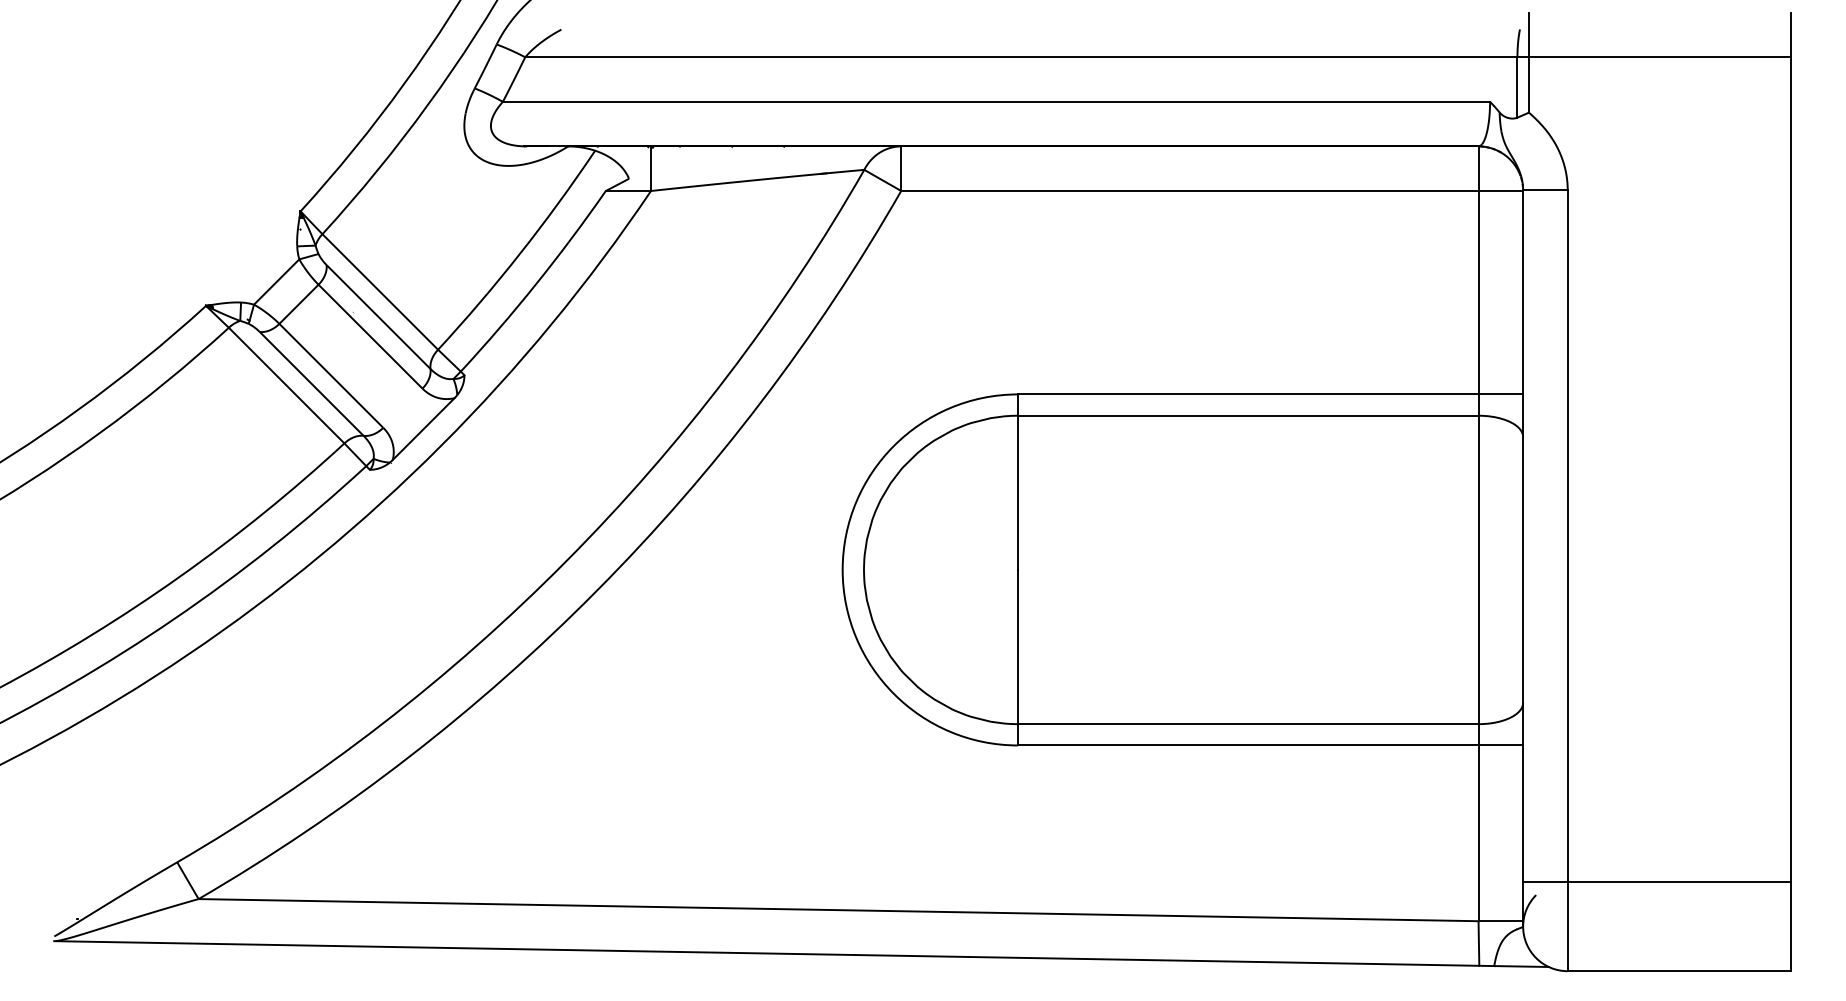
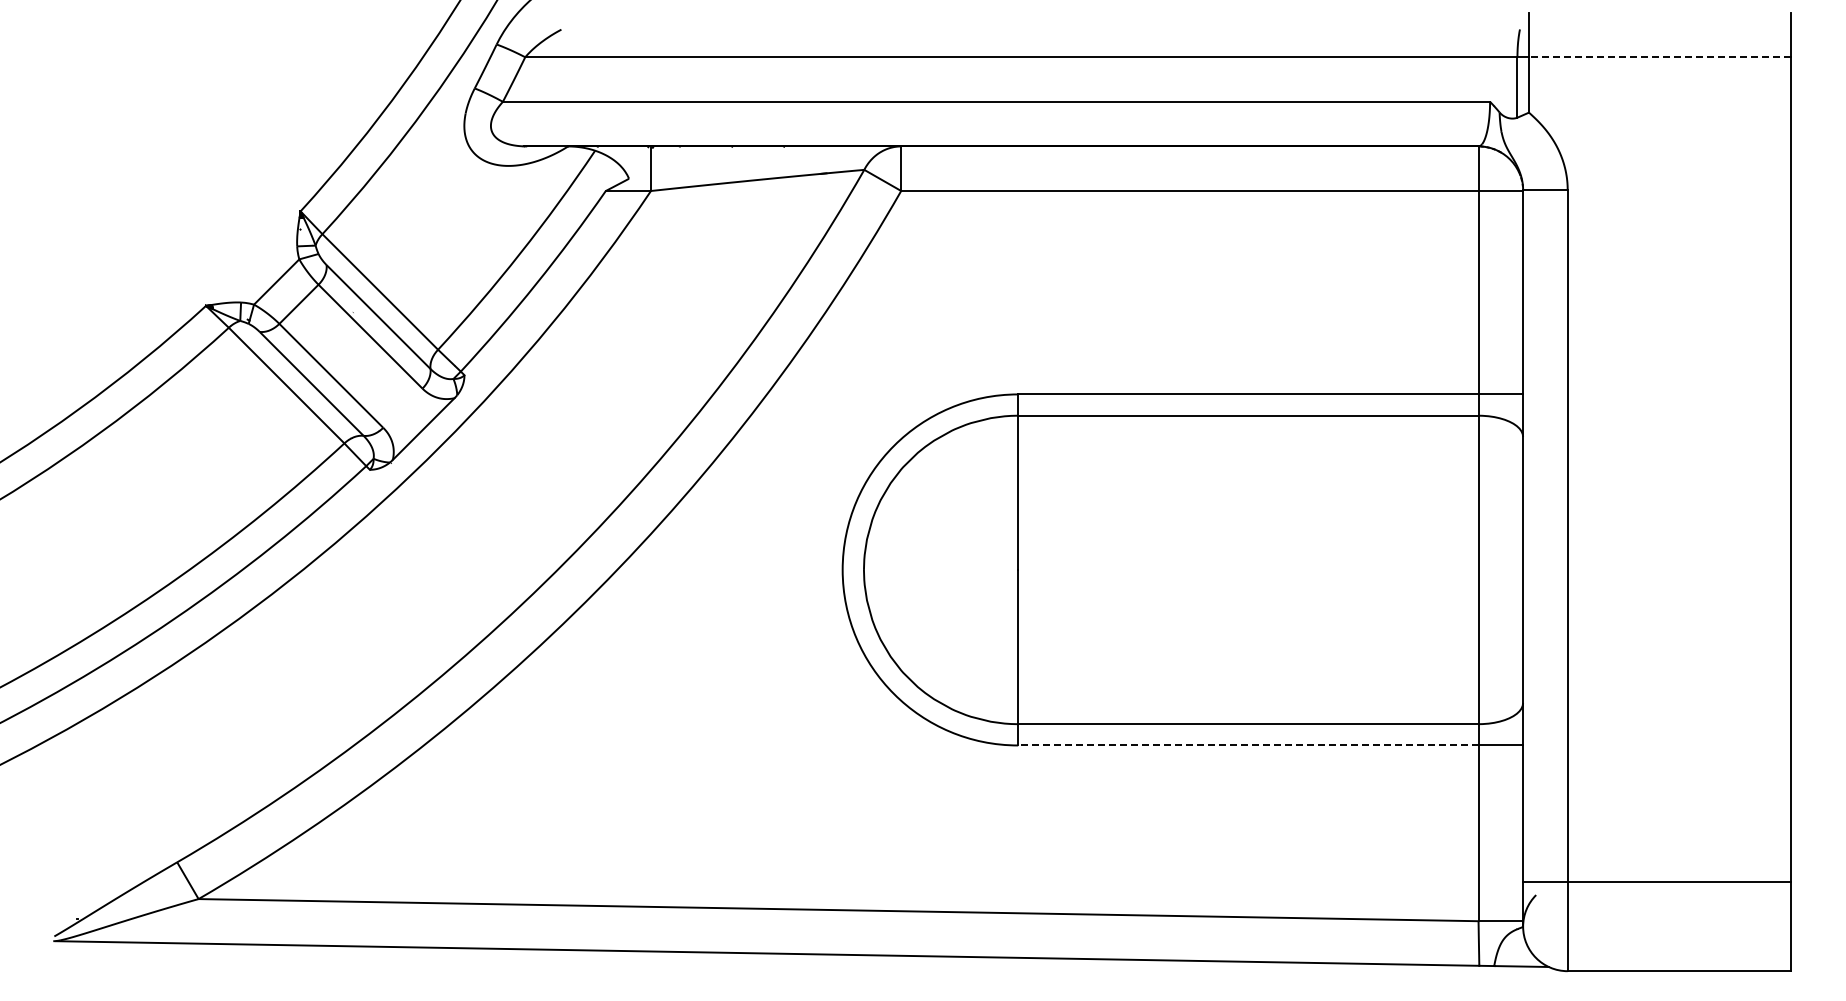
line: solid -> dashed (1659, 57)
line: solid -> dashed (1247, 745)
